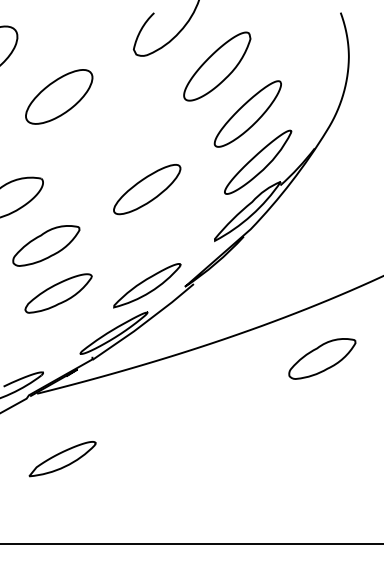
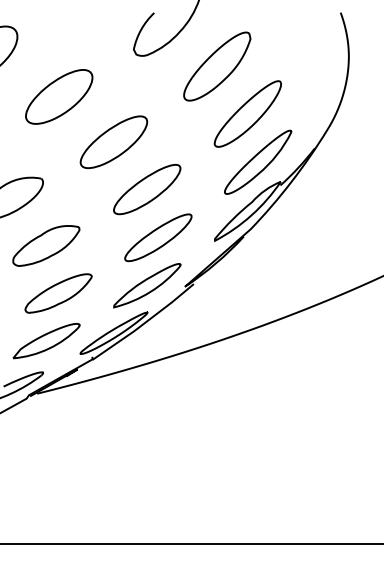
part: none -> present (113, 141)
part: none -> present (158, 237)
part: present -> none (322, 358)
part position: (62, 459) -> (46, 341) (46, 341)
